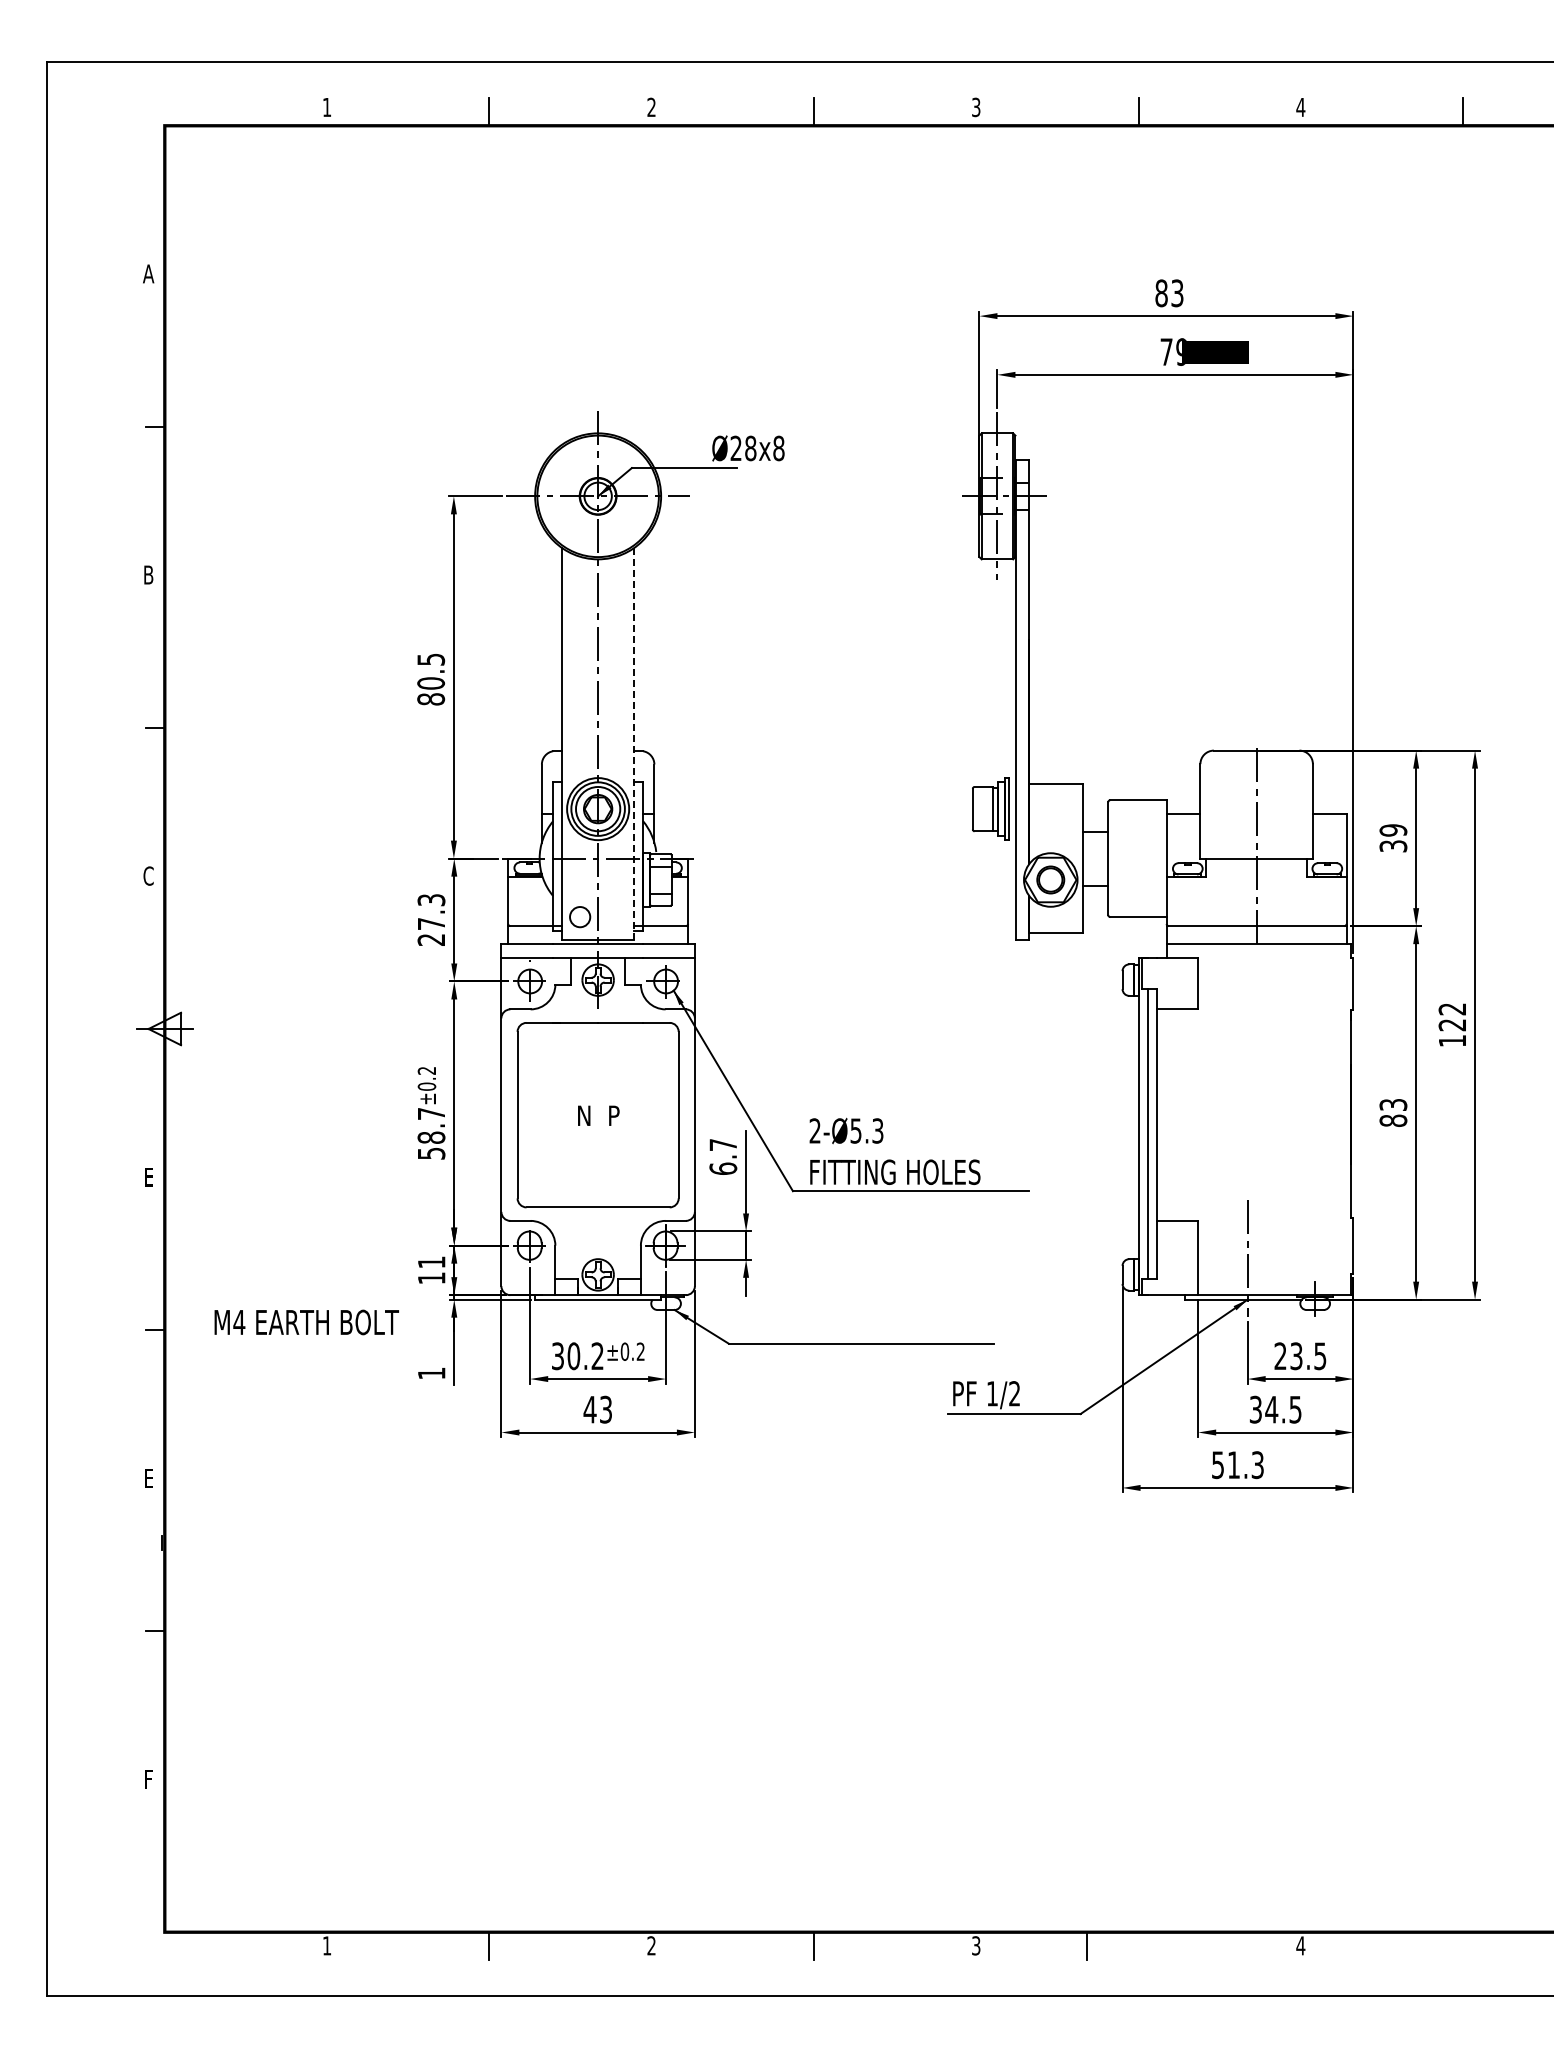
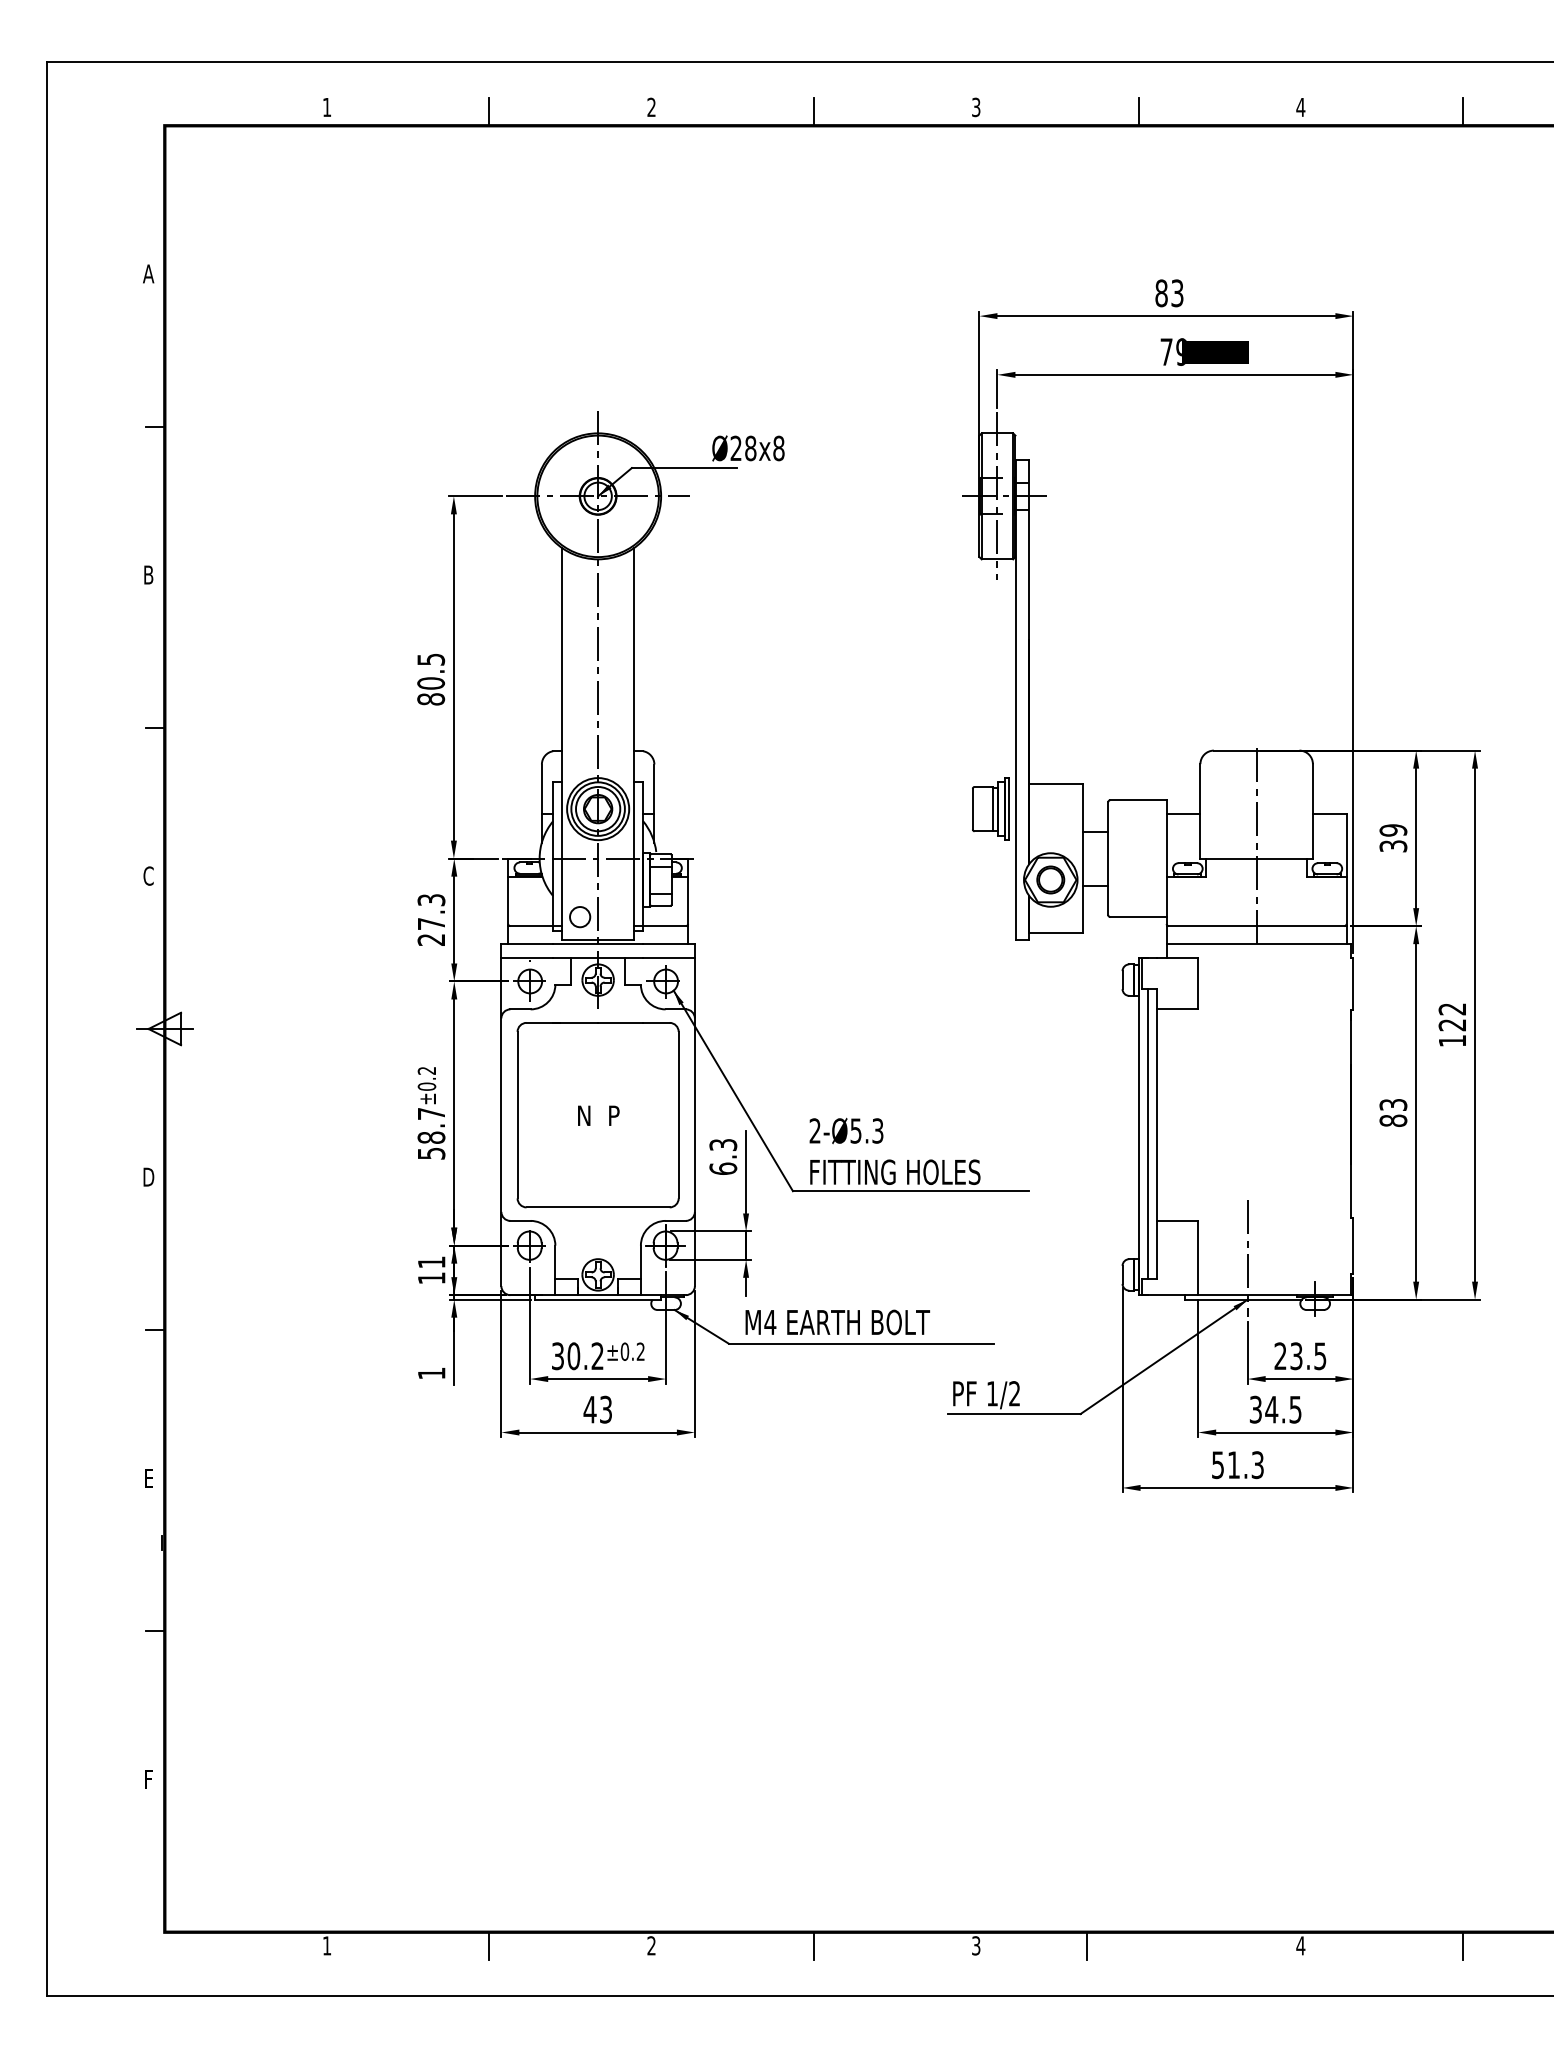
line: dashed -> solid (634, 743)
text: 6.7 -> 6.3 (723, 1144)
text: E -> D (148, 1176)
text position: (306, 1322) -> (837, 1322) (837, 1322)
line: none -> present (1463, 1946)
